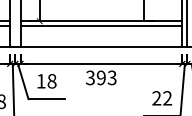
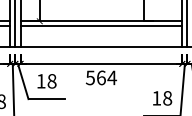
line: none -> present (15, 24)
text: 393 -> 564 (101, 77)
text: 22 -> 18 (162, 98)
